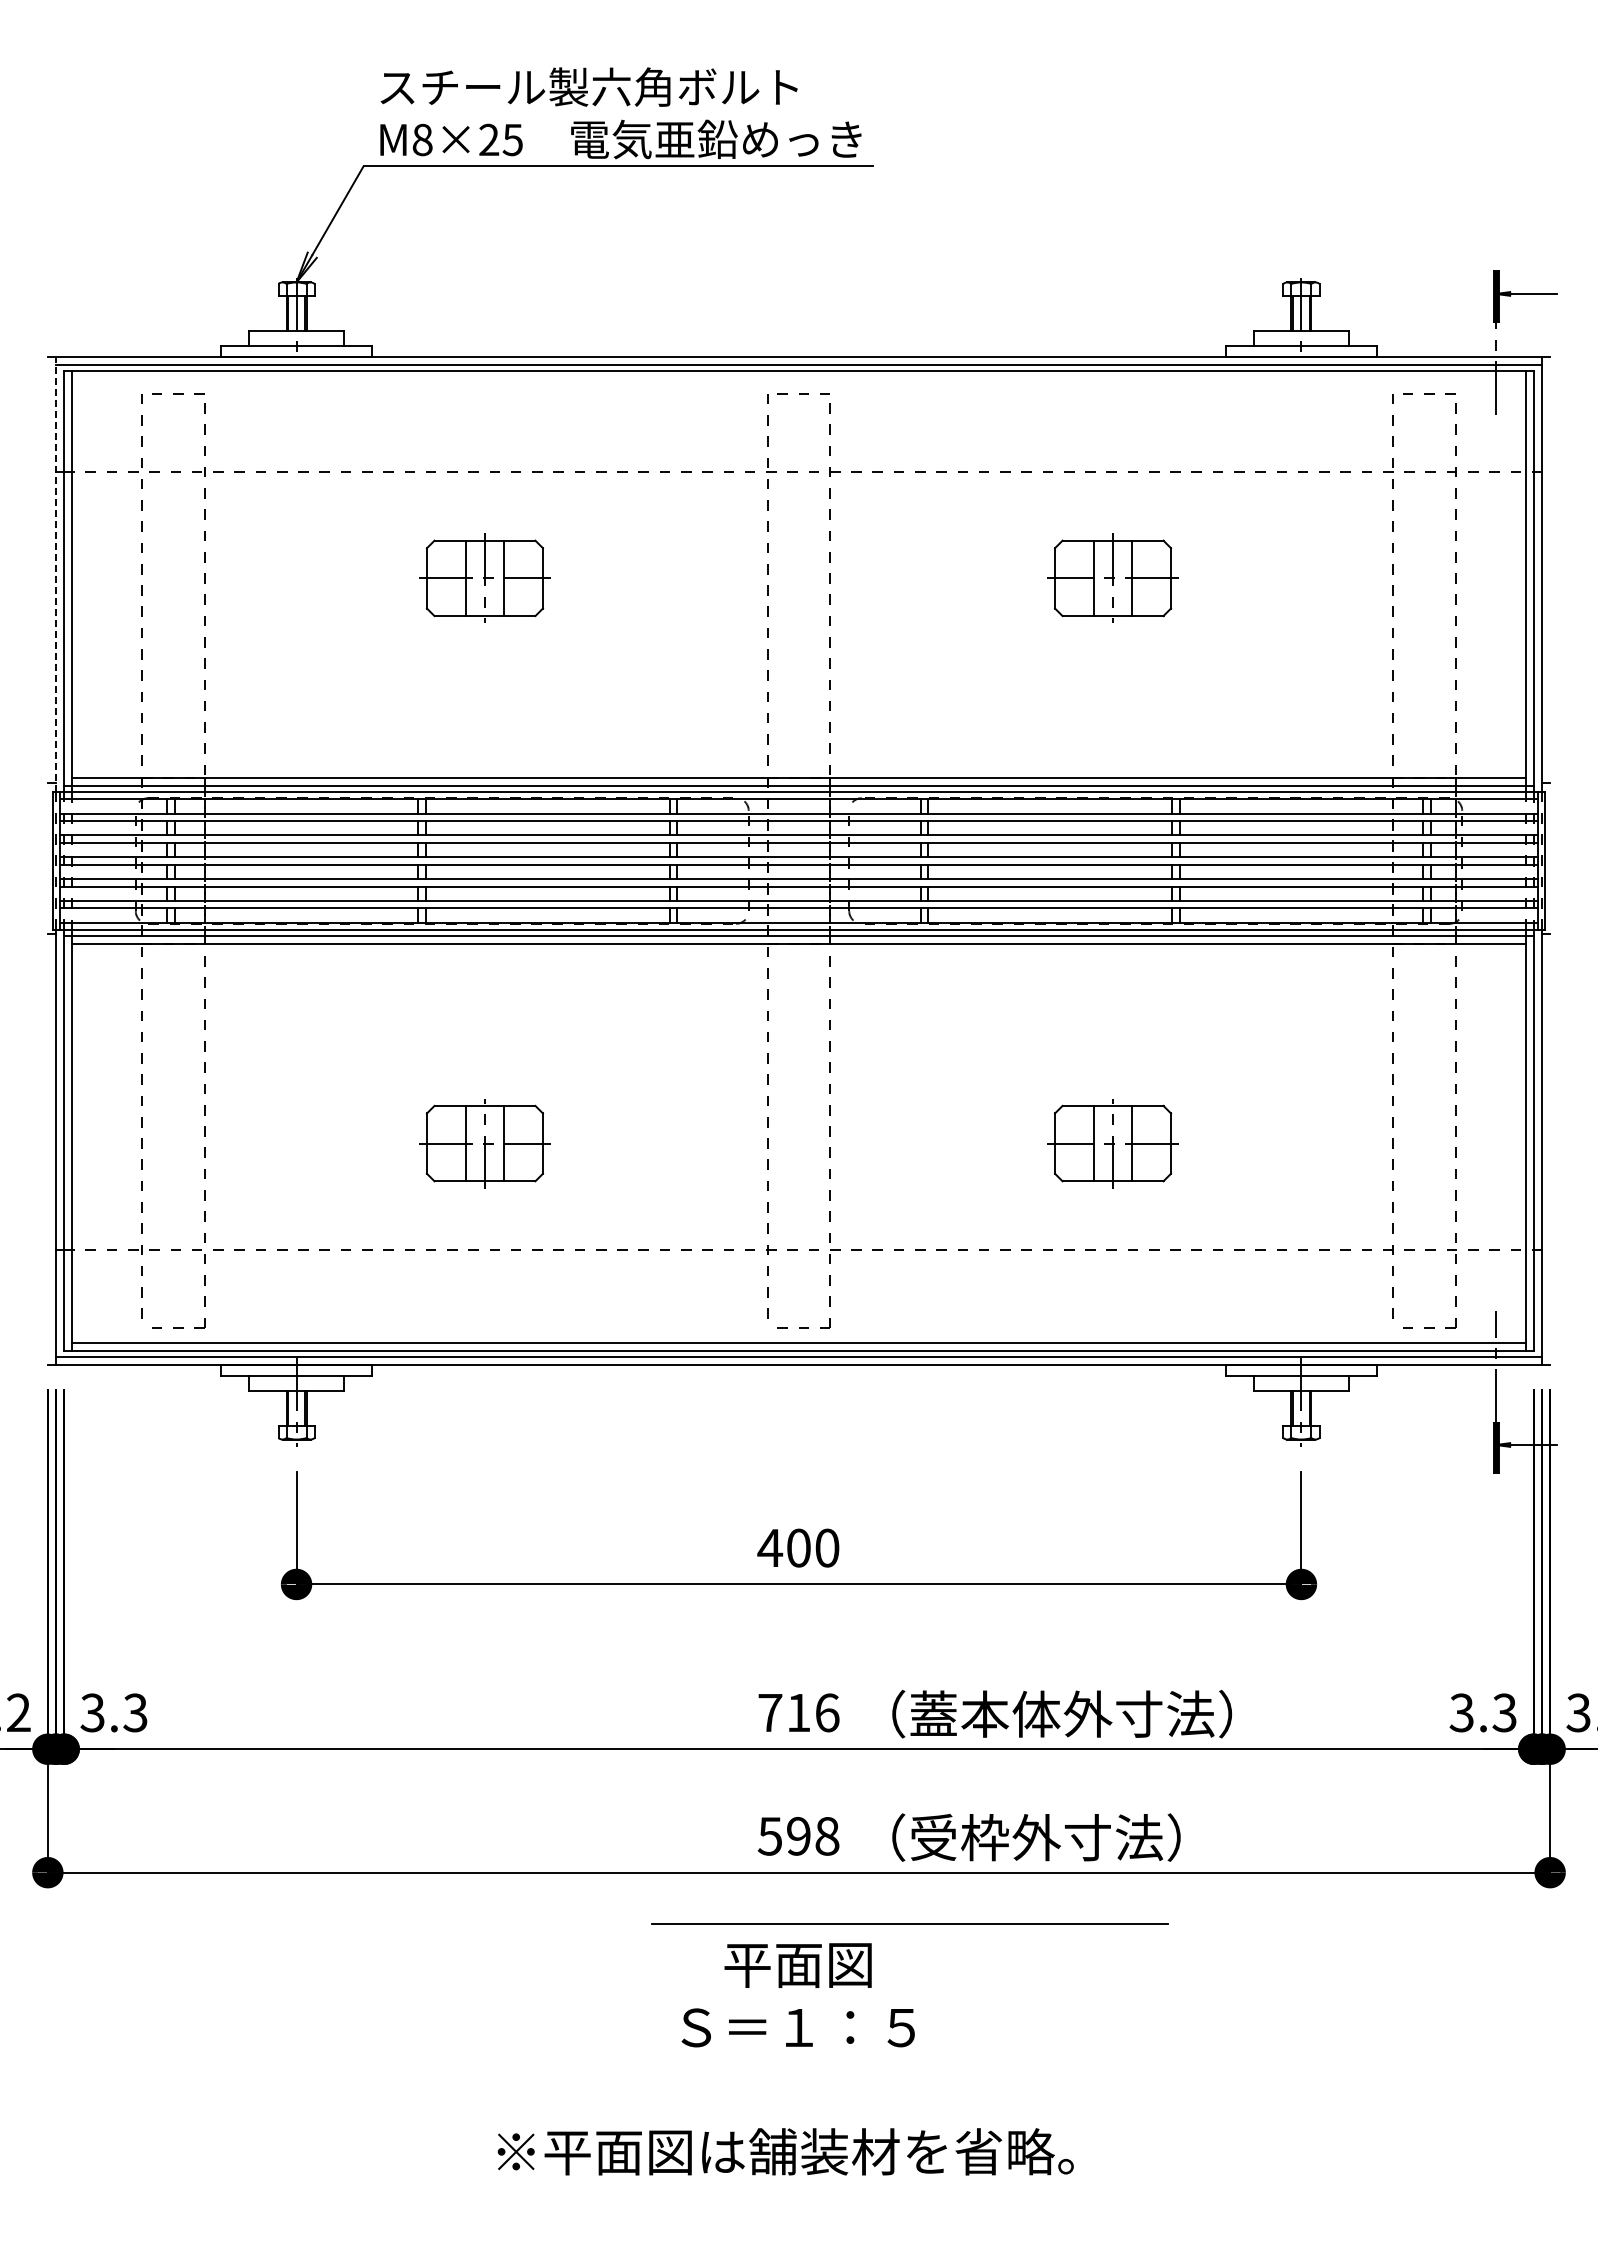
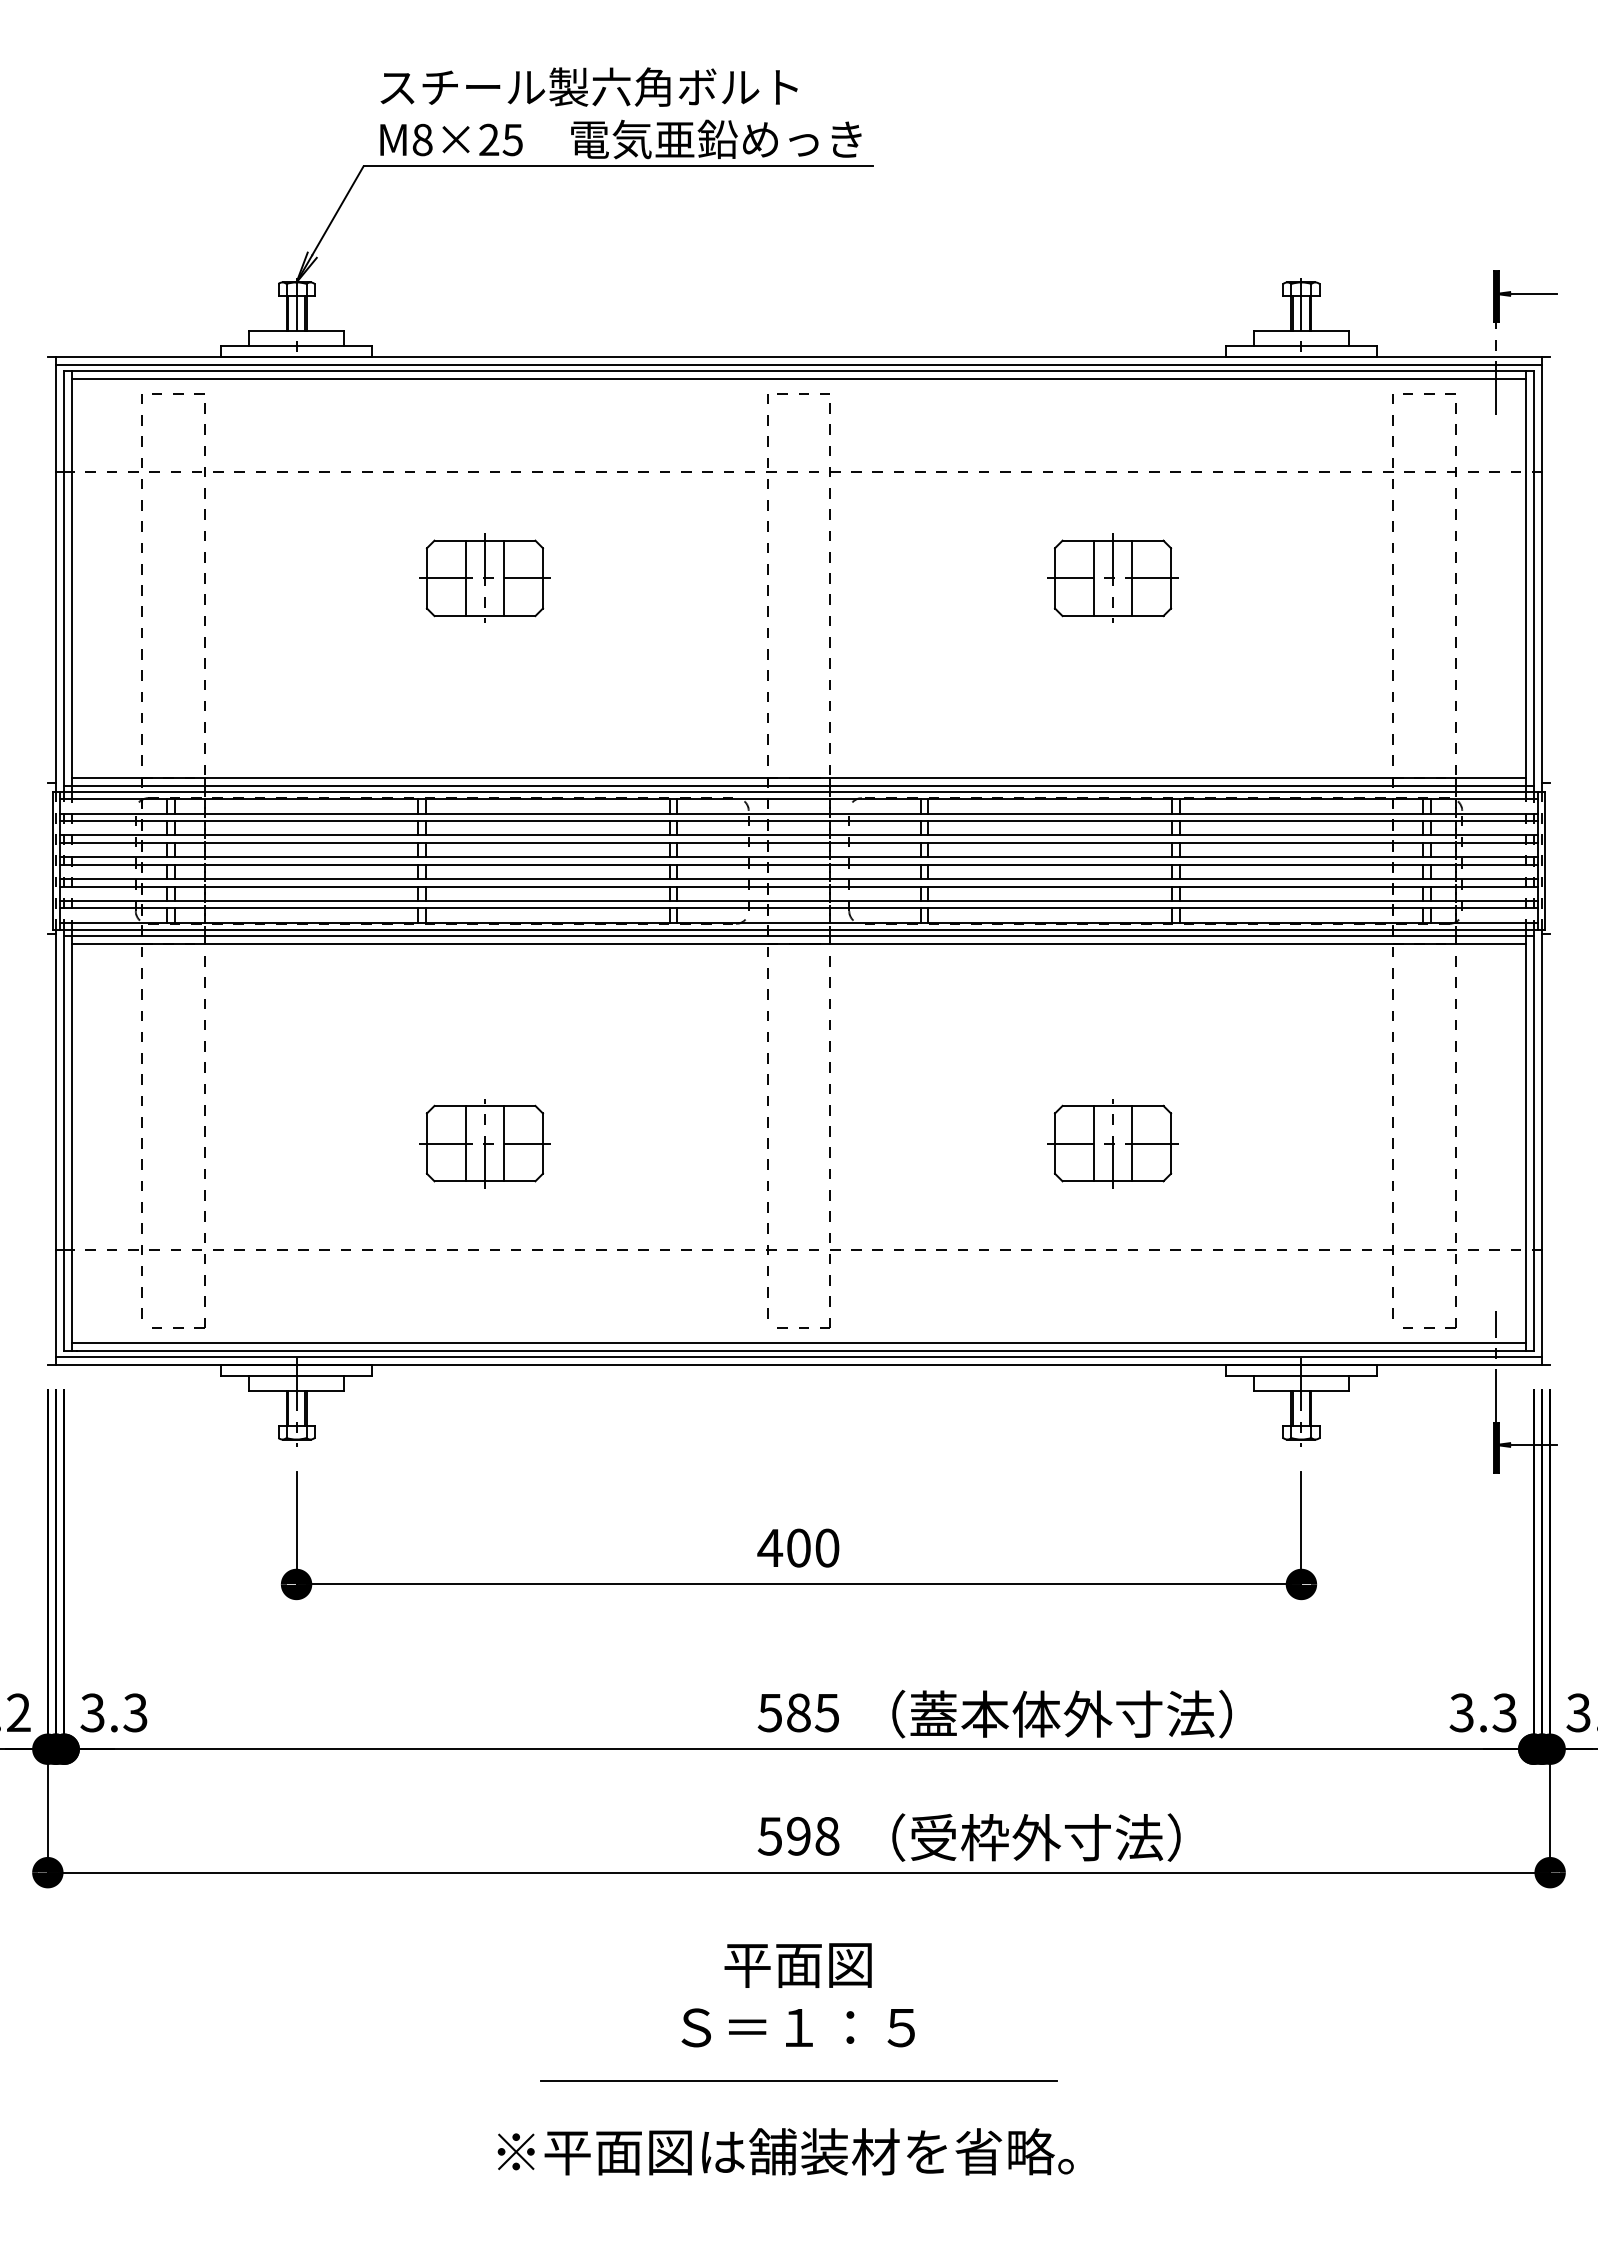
line: none -> present (798, 379)
line: dashed -> solid (55, 573)
text: 716 -> 585 (798, 1712)
line position: (909, 1923) -> (798, 2080) (798, 2080)
